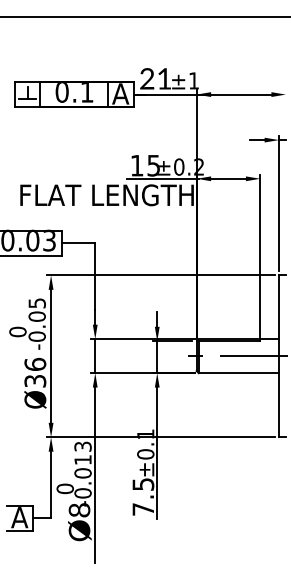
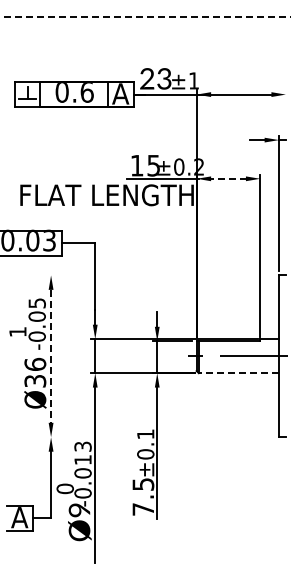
line: solid -> dashed (145, 17)
text: 21 -> 23 (164, 78)
text: 0.1 -> 0.6 (86, 92)
line: solid -> dashed (228, 178)
line: present -> none (160, 275)
text: 0 -> 1 (17, 331)
line: solid -> dashed (51, 356)
line: solid -> dashed (238, 373)
line: present -> none (160, 437)
text: Ø8 -> Ø9 (80, 510)
